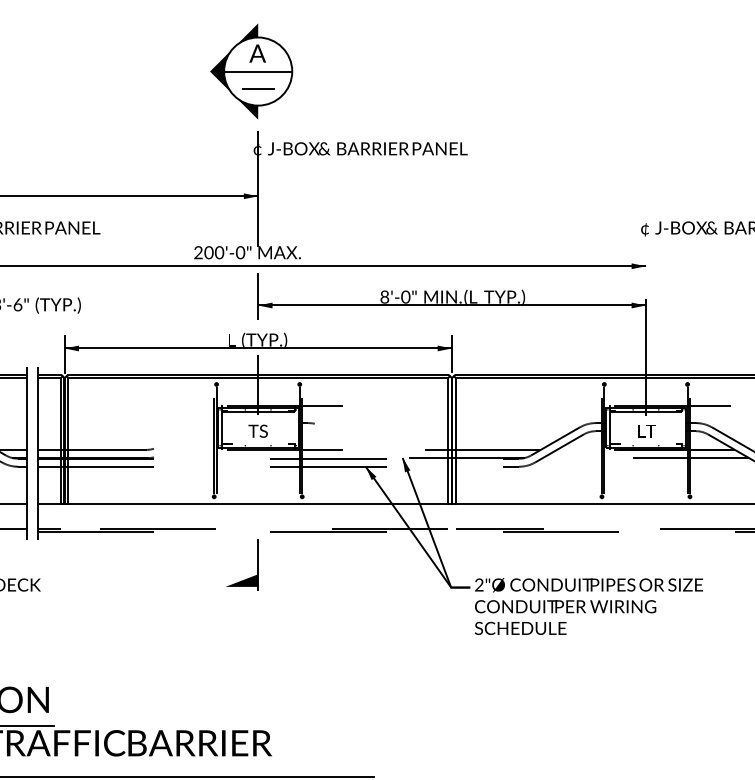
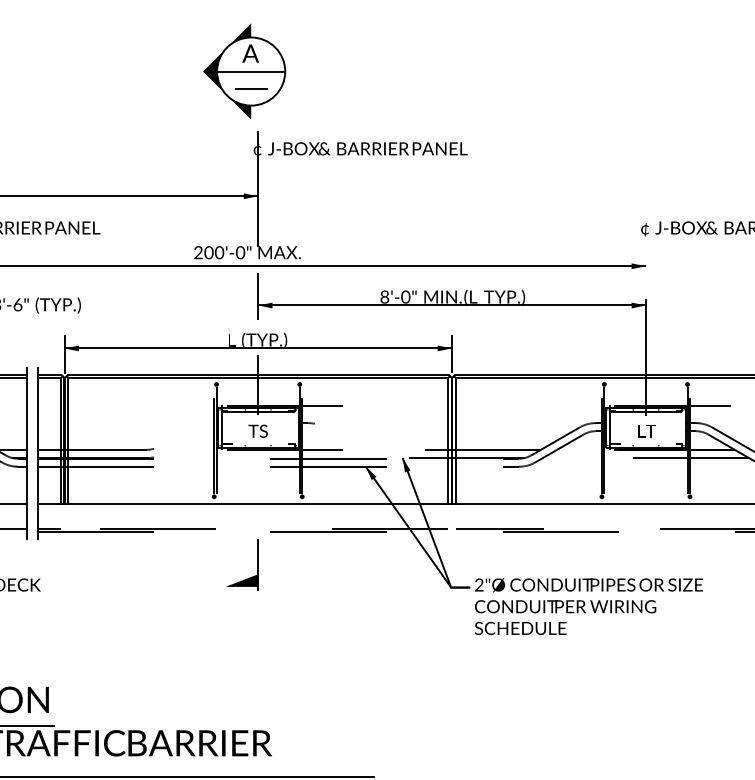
part position: (251, 71) -> (244, 71) (244, 71)
